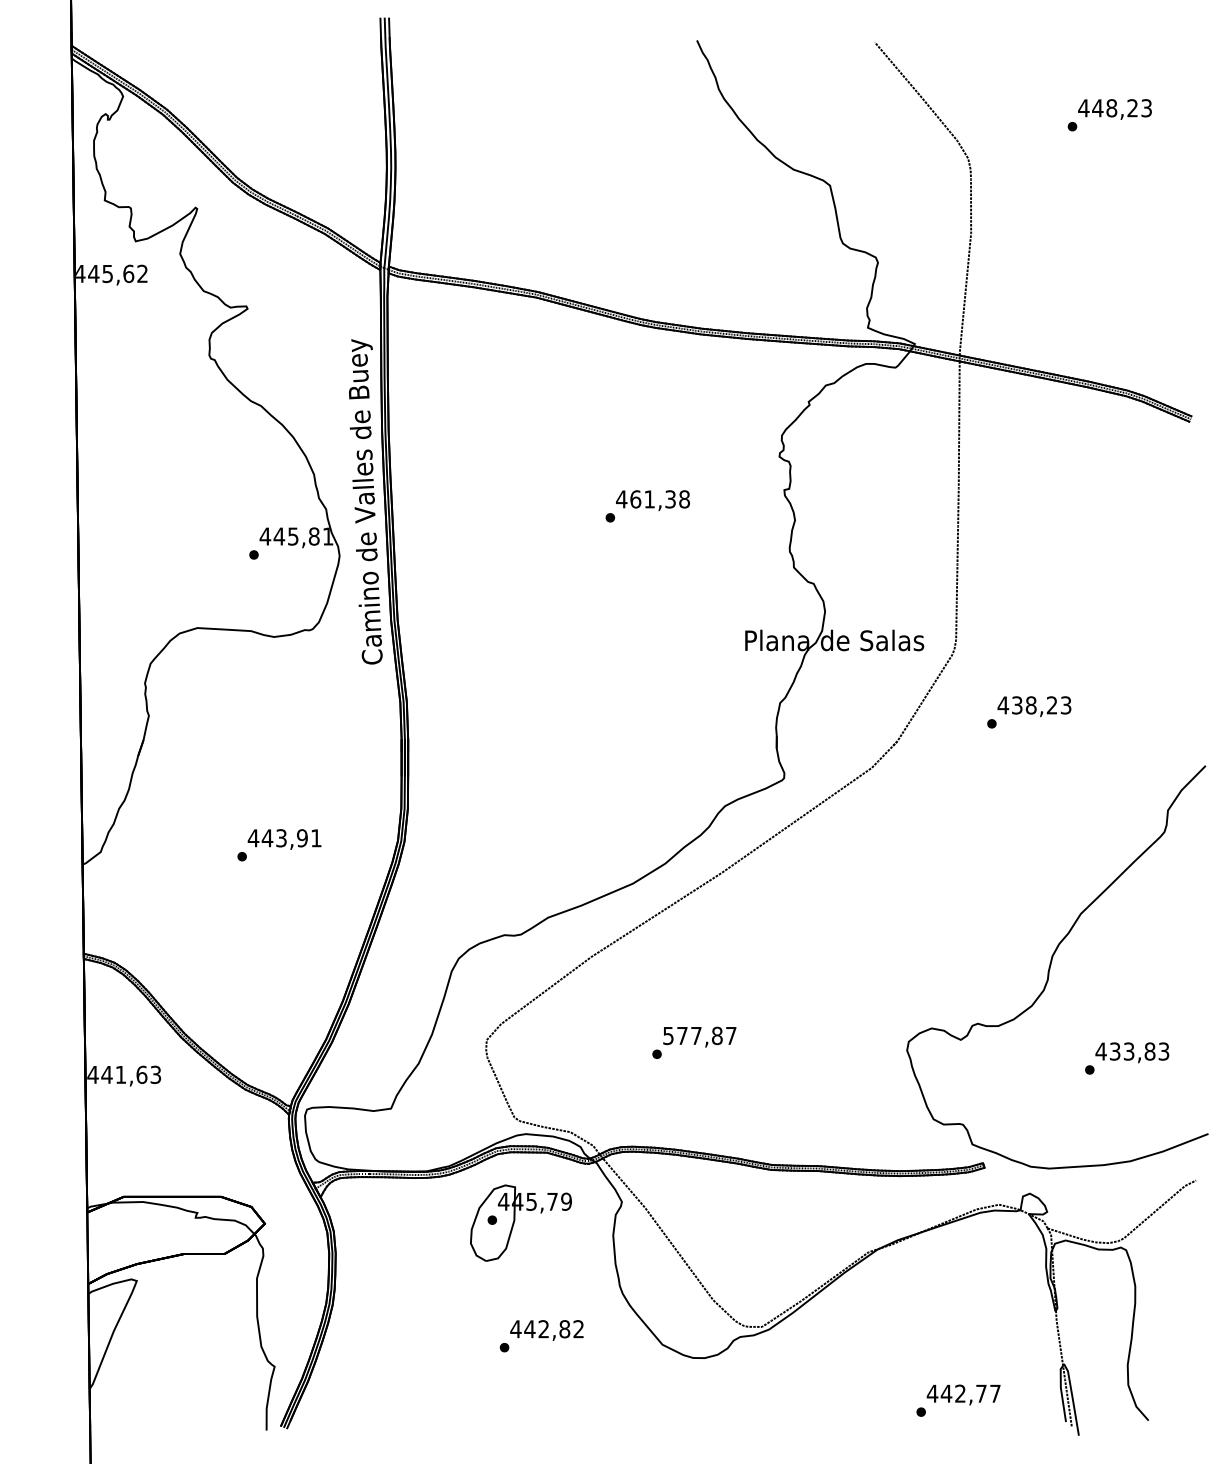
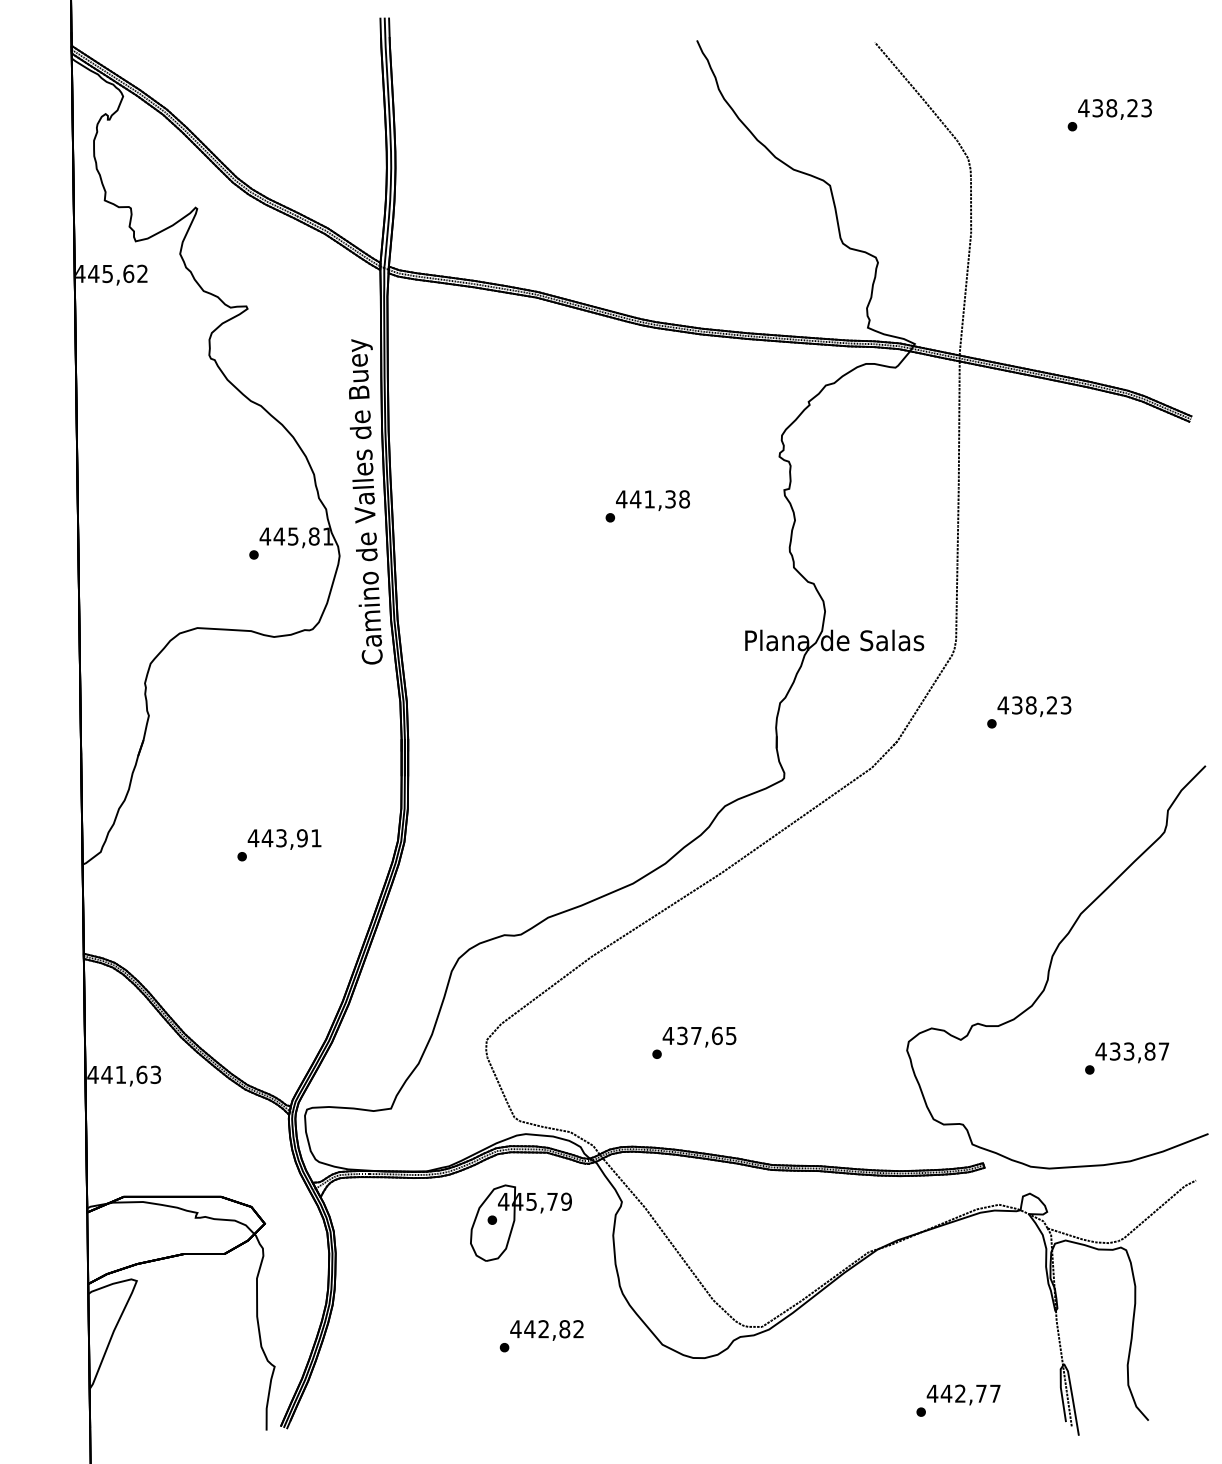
text: 448,23 -> 438,23 (1097, 108)
text: 461,38 -> 441,38 (635, 499)
text: 577,87 -> 437,65 (699, 1035)
text: 433,83 -> 433,87 (1163, 1051)
